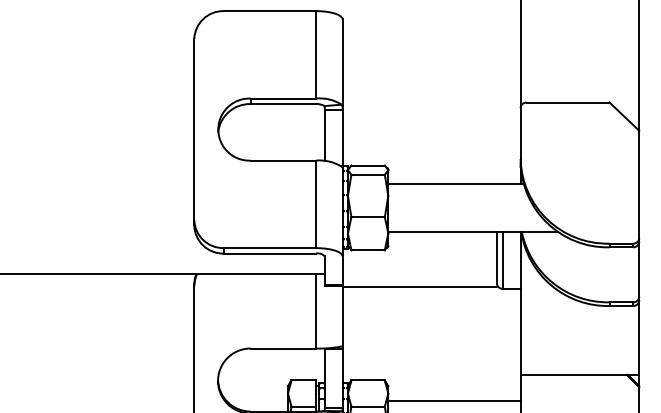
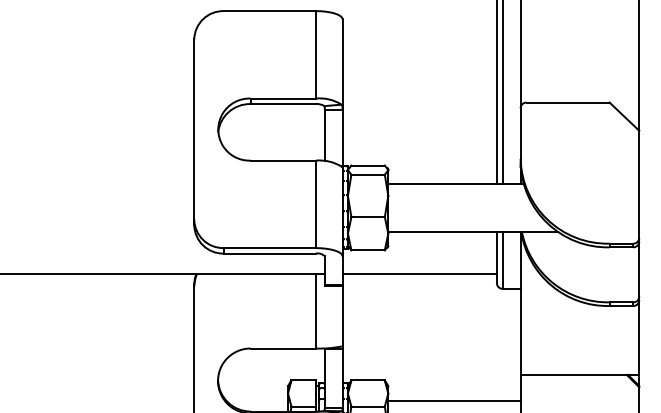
line: none -> present (496, 93)
line: none -> present (502, 93)
line position: (419, 287) -> (419, 274) (419, 274)
